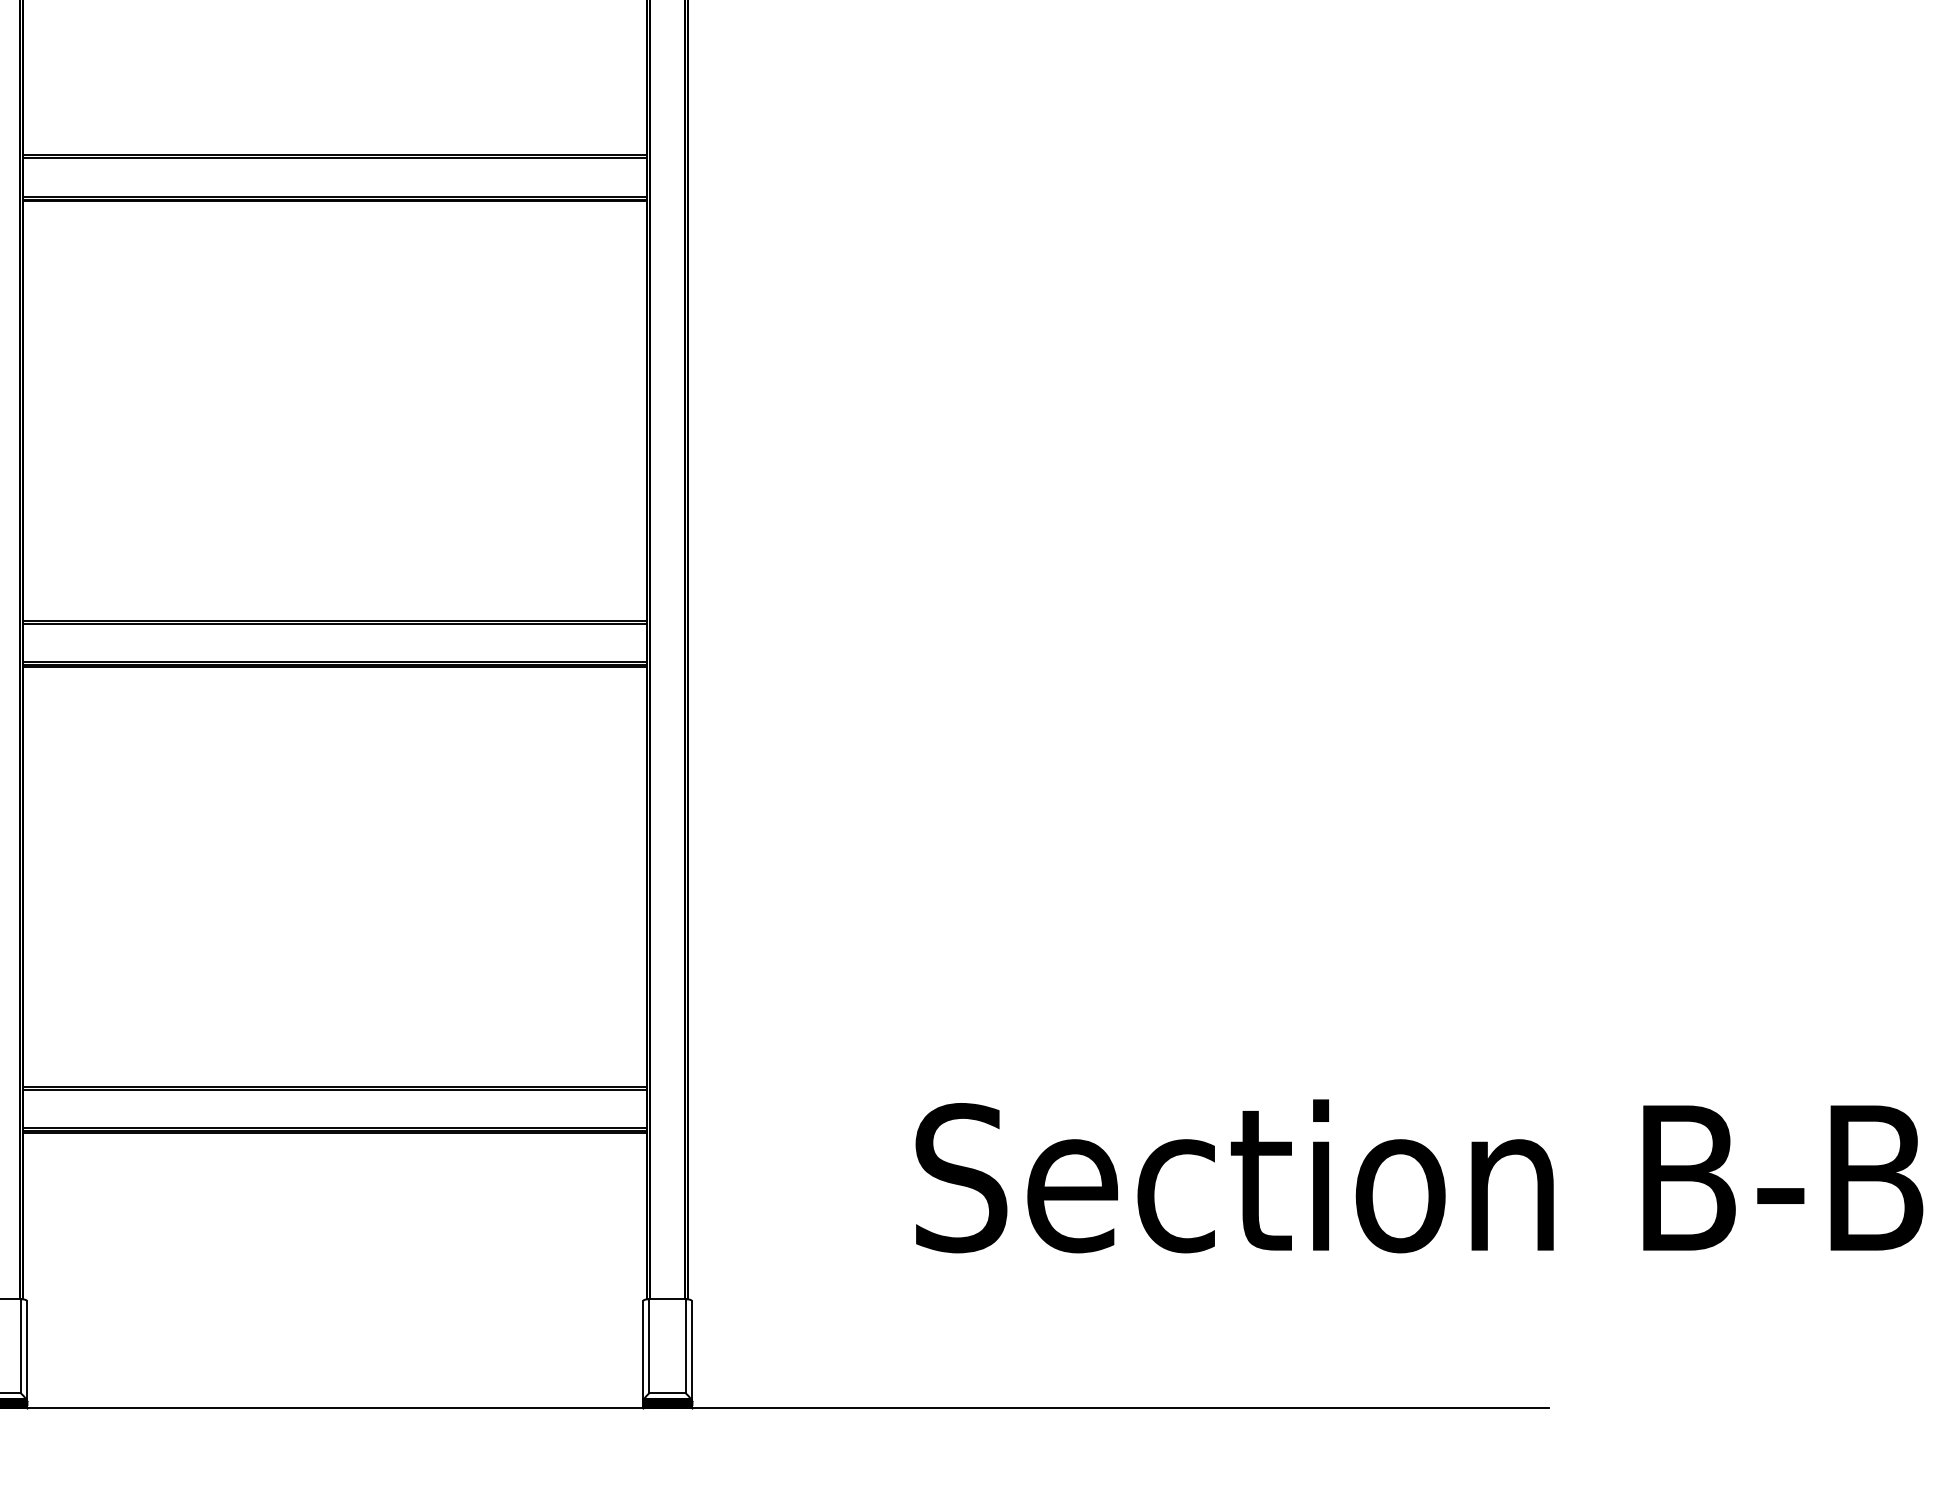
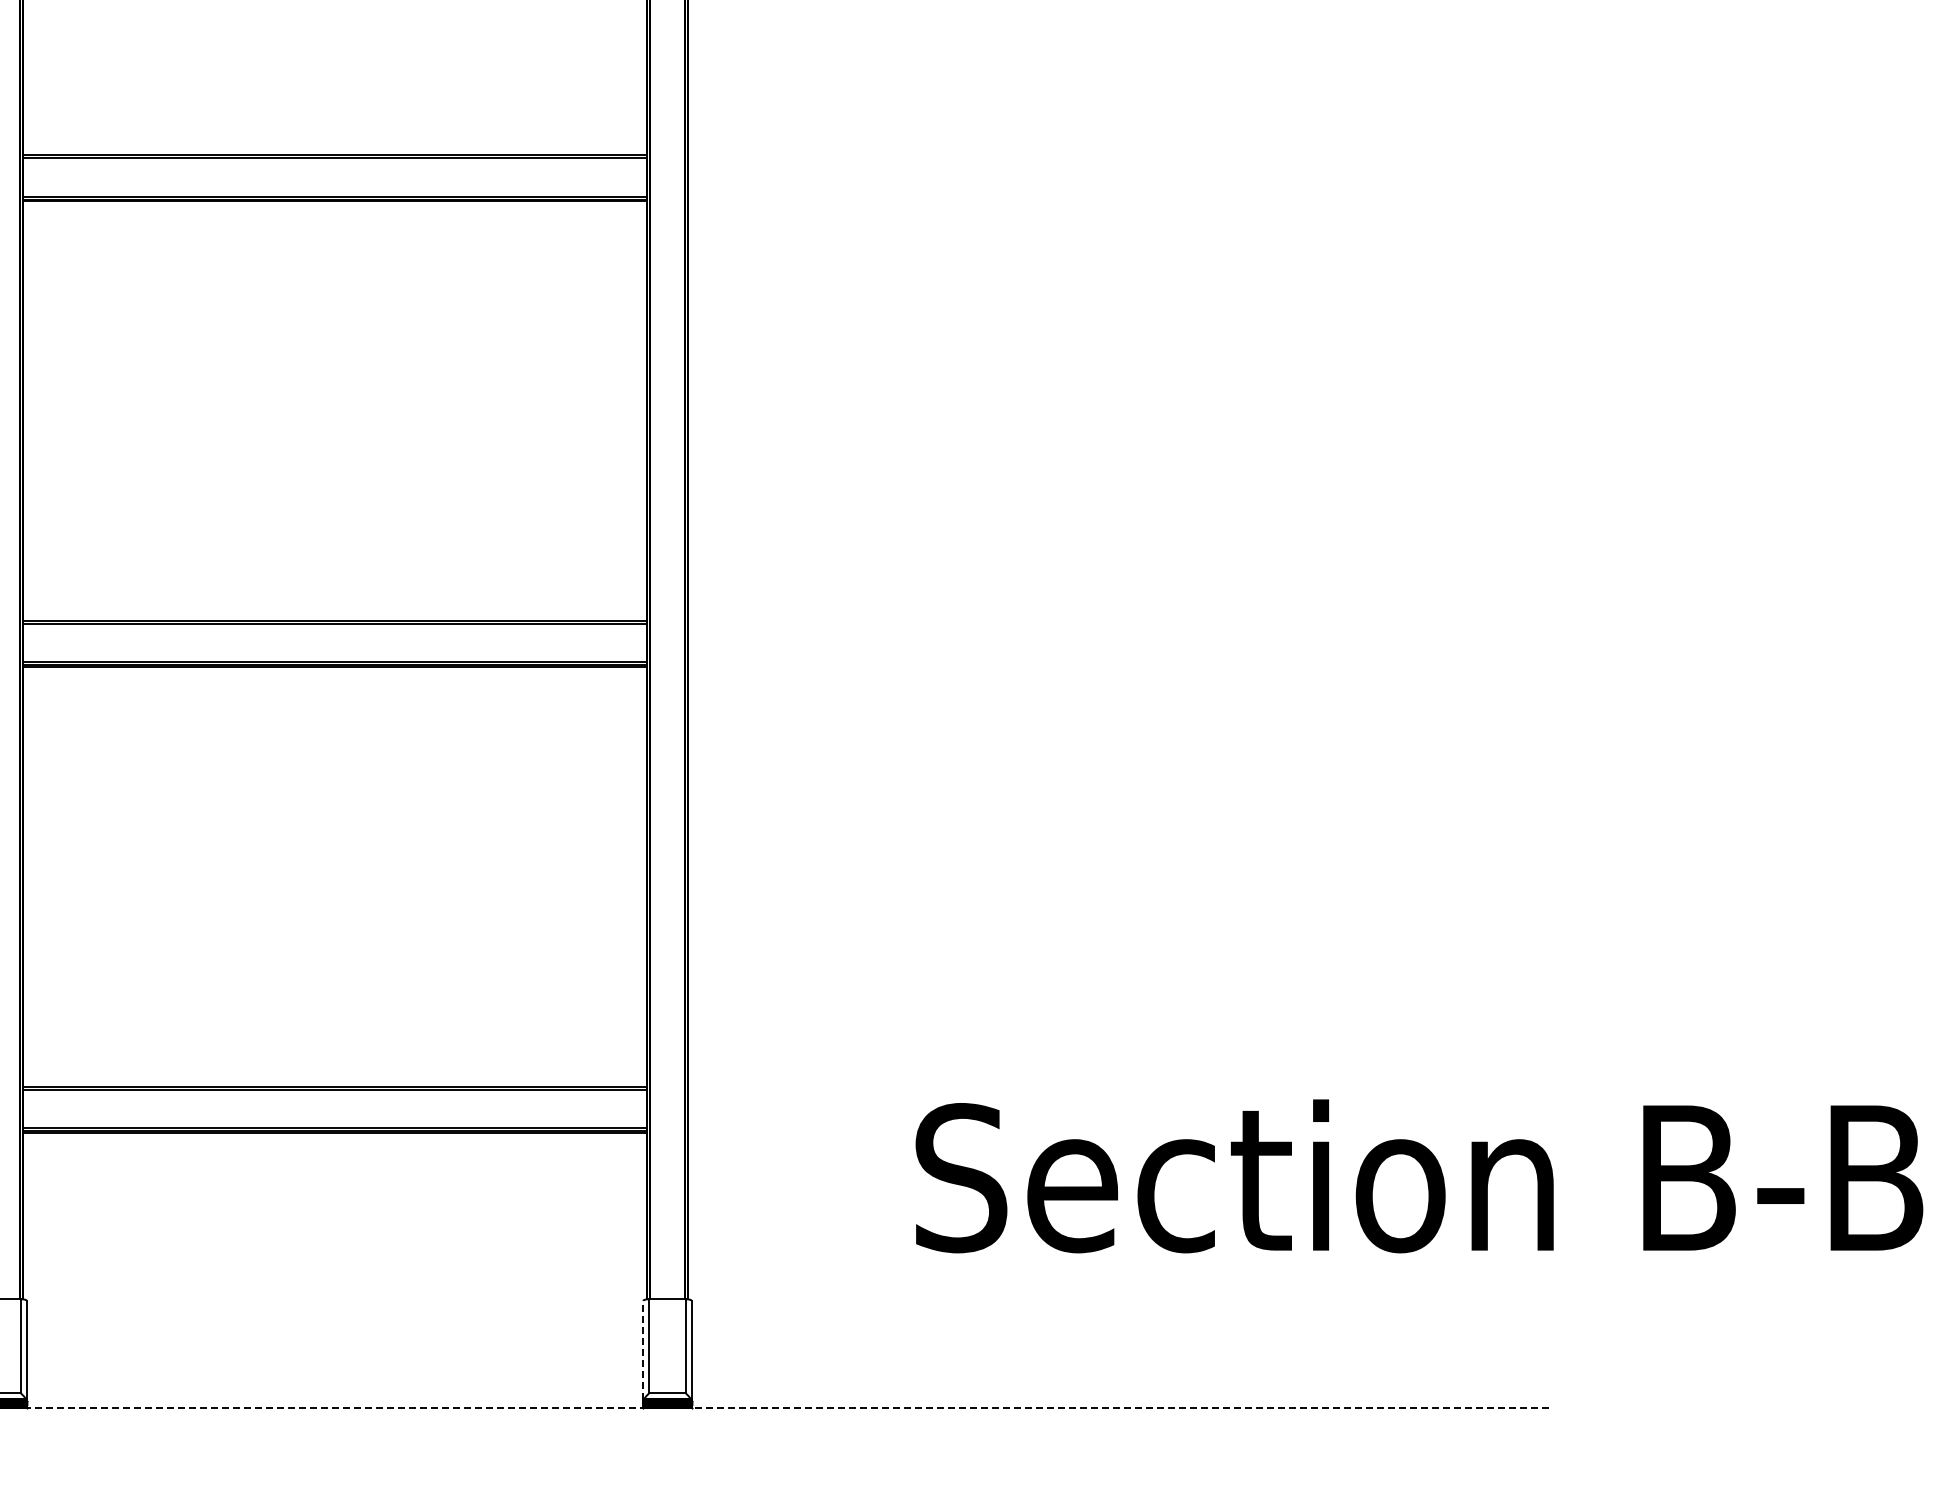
line: solid -> dashed (643, 1349)
line: solid -> dashed (774, 1407)
